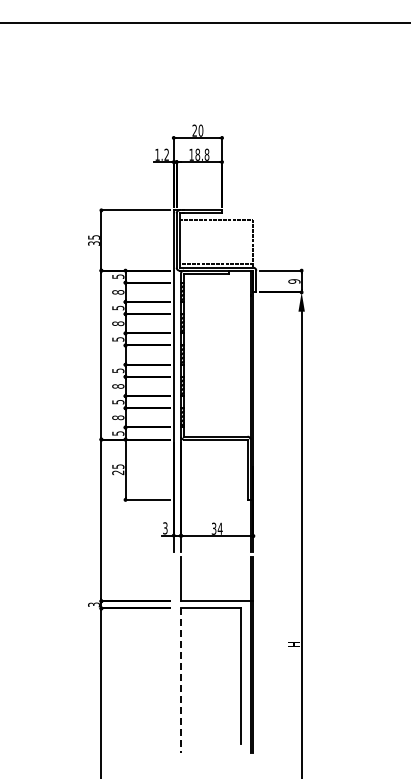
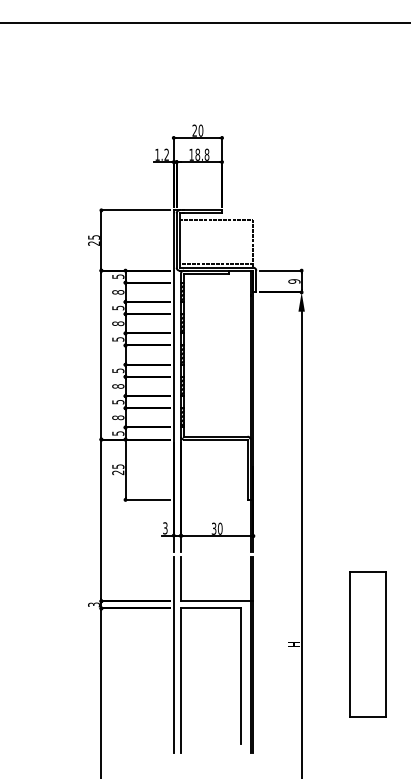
text: 35 -> 25 (93, 243)
text: 34 -> 30 (219, 528)
part: none -> present (367, 644)
line: none -> present (173, 654)
line: dashed -> solid (181, 681)
